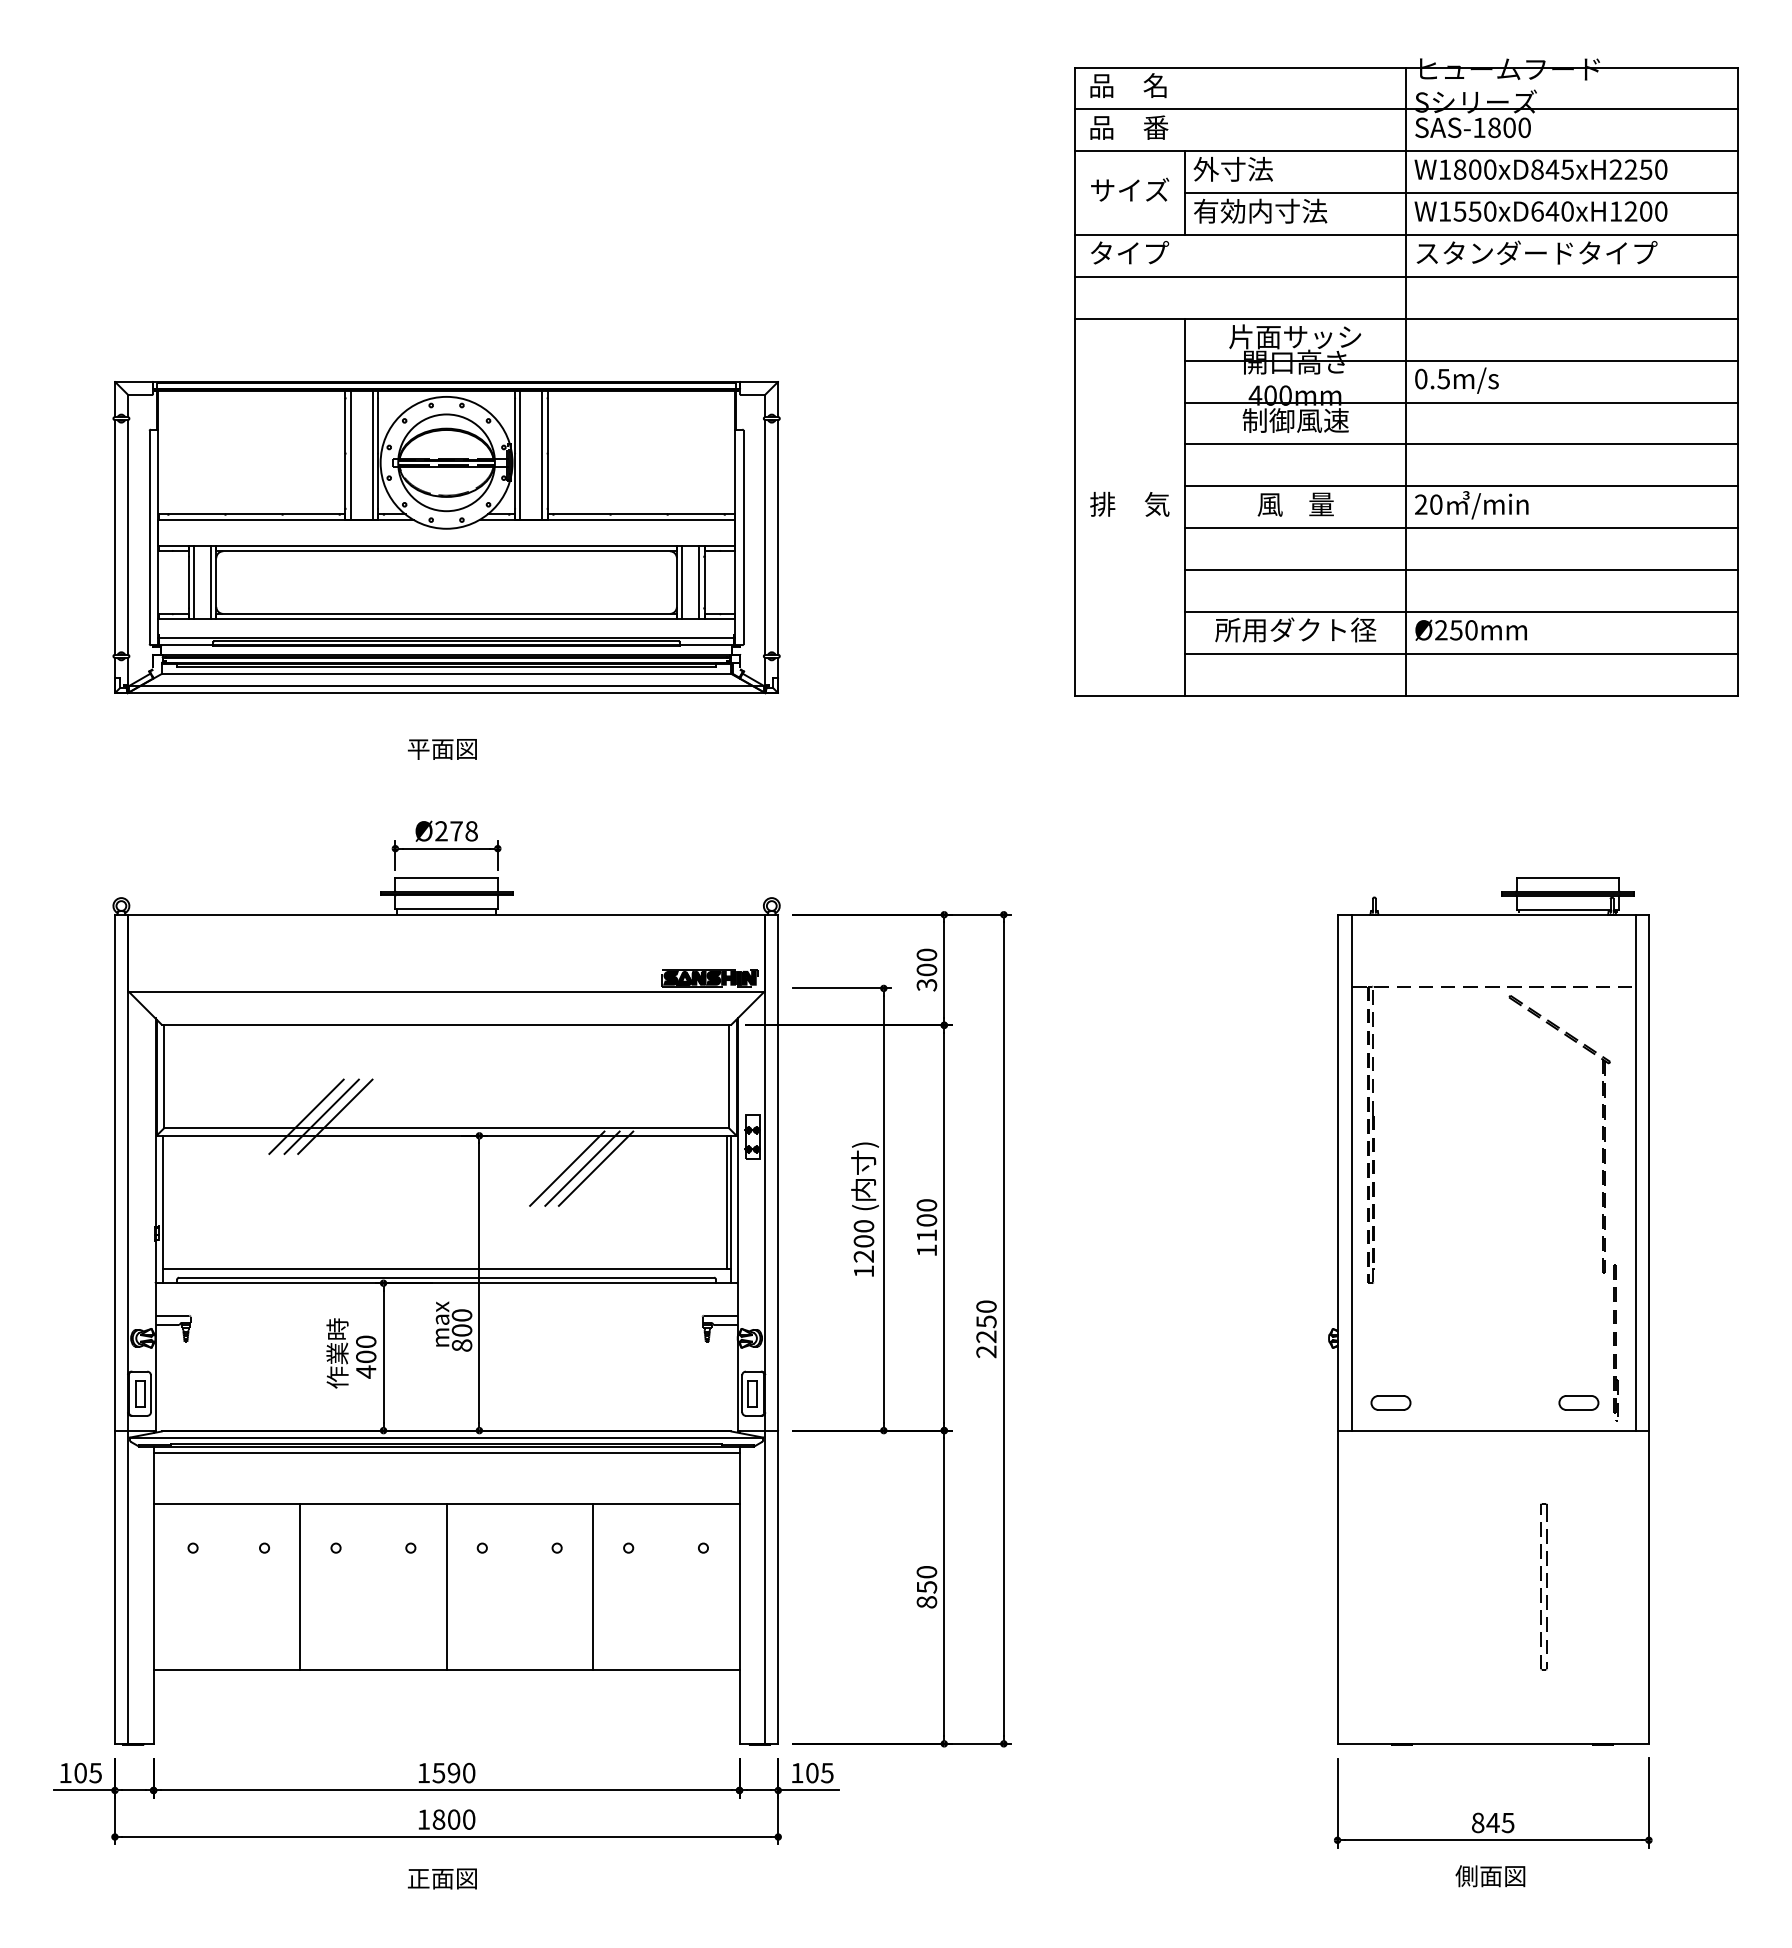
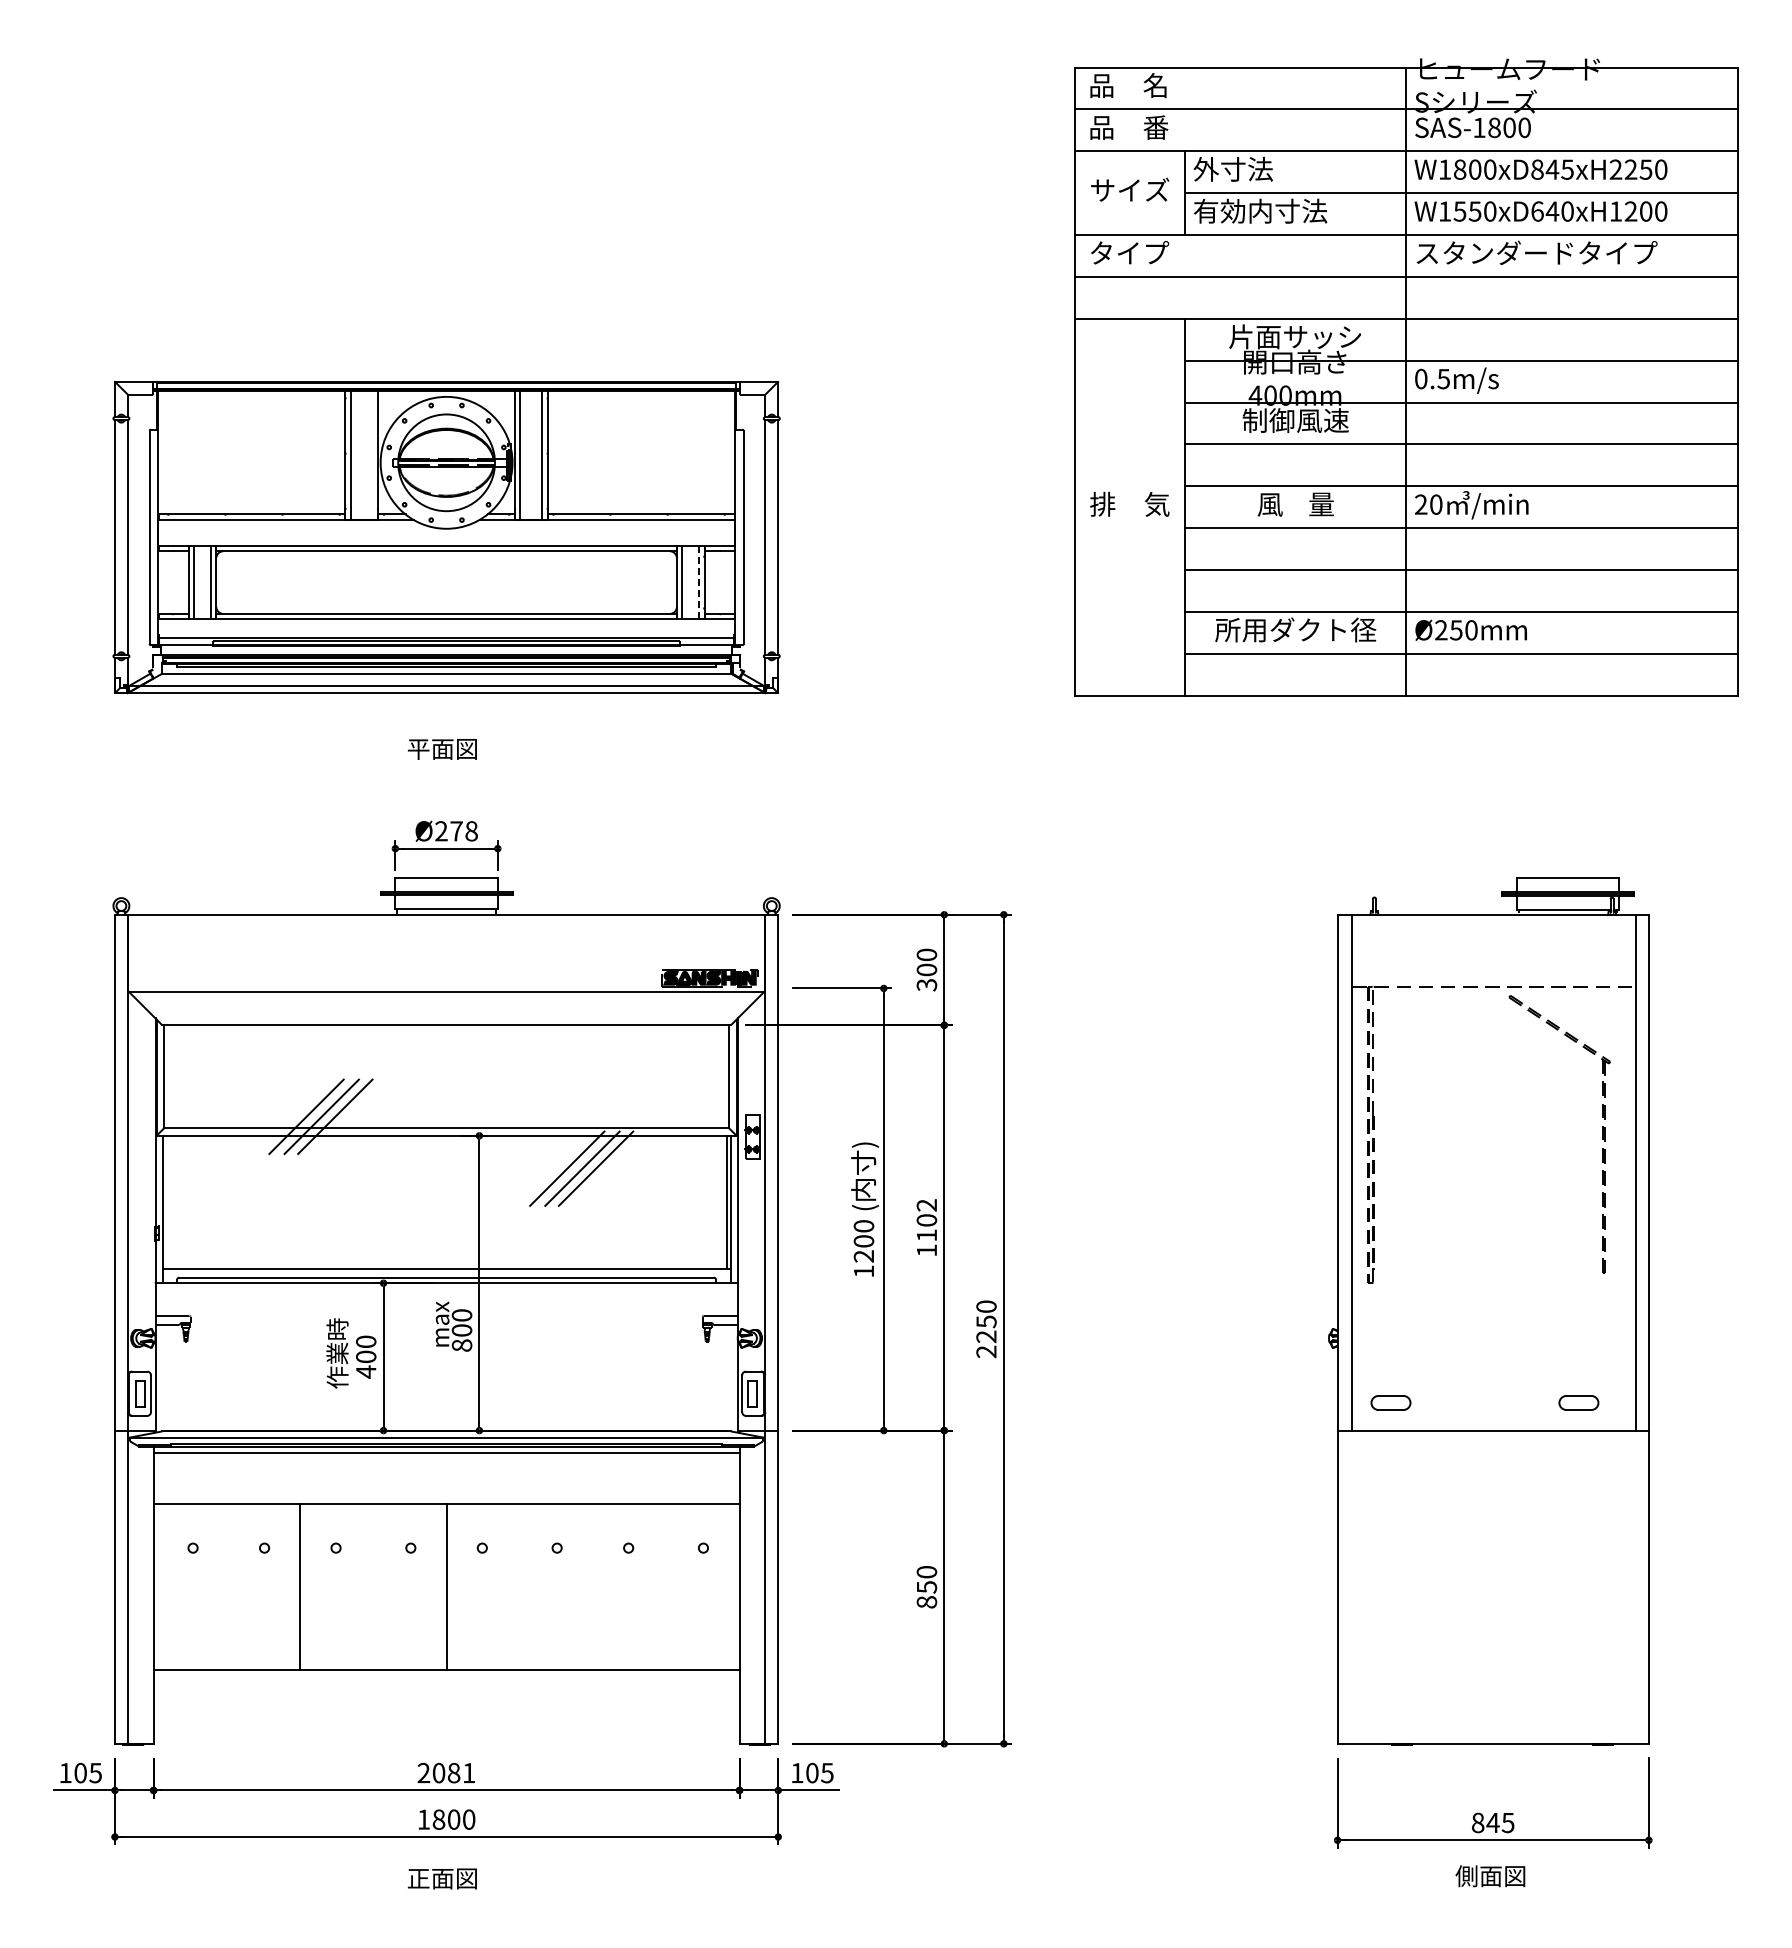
line: present -> none (372, 454)
line: solid -> dashed (699, 582)
text: 1100 -> 1102 (926, 1205)
part: present -> none (1615, 1342)
line: present -> none (592, 1586)
part: present -> none (1543, 1586)
text: 1590 -> 2081 (446, 1772)
